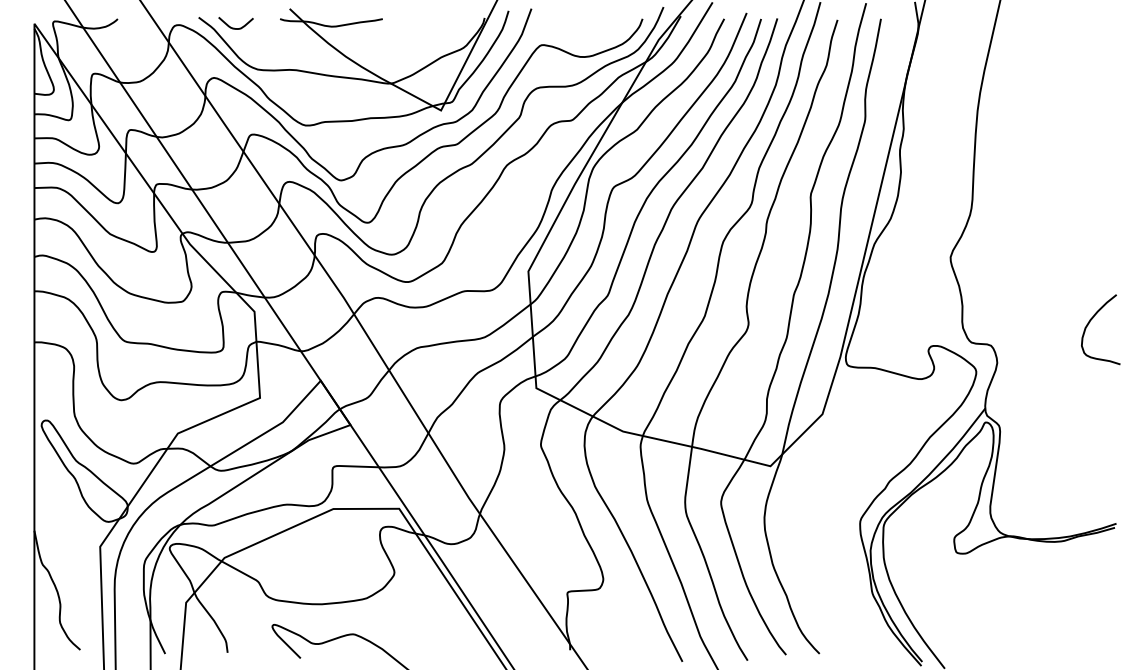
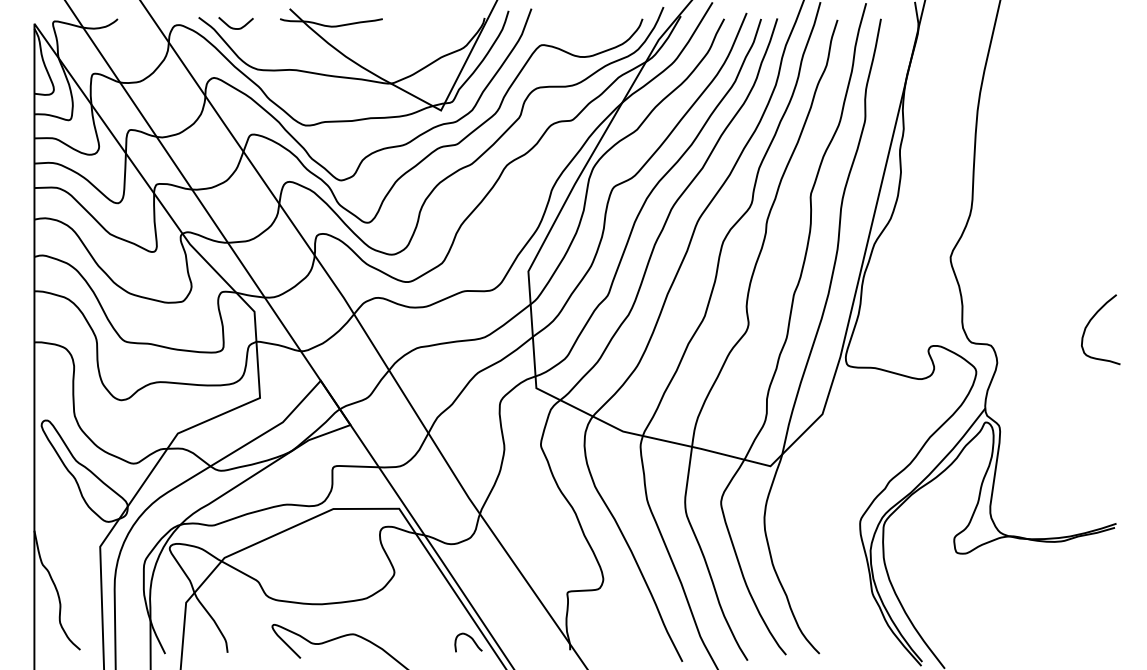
curve: none -> present (471, 639)
